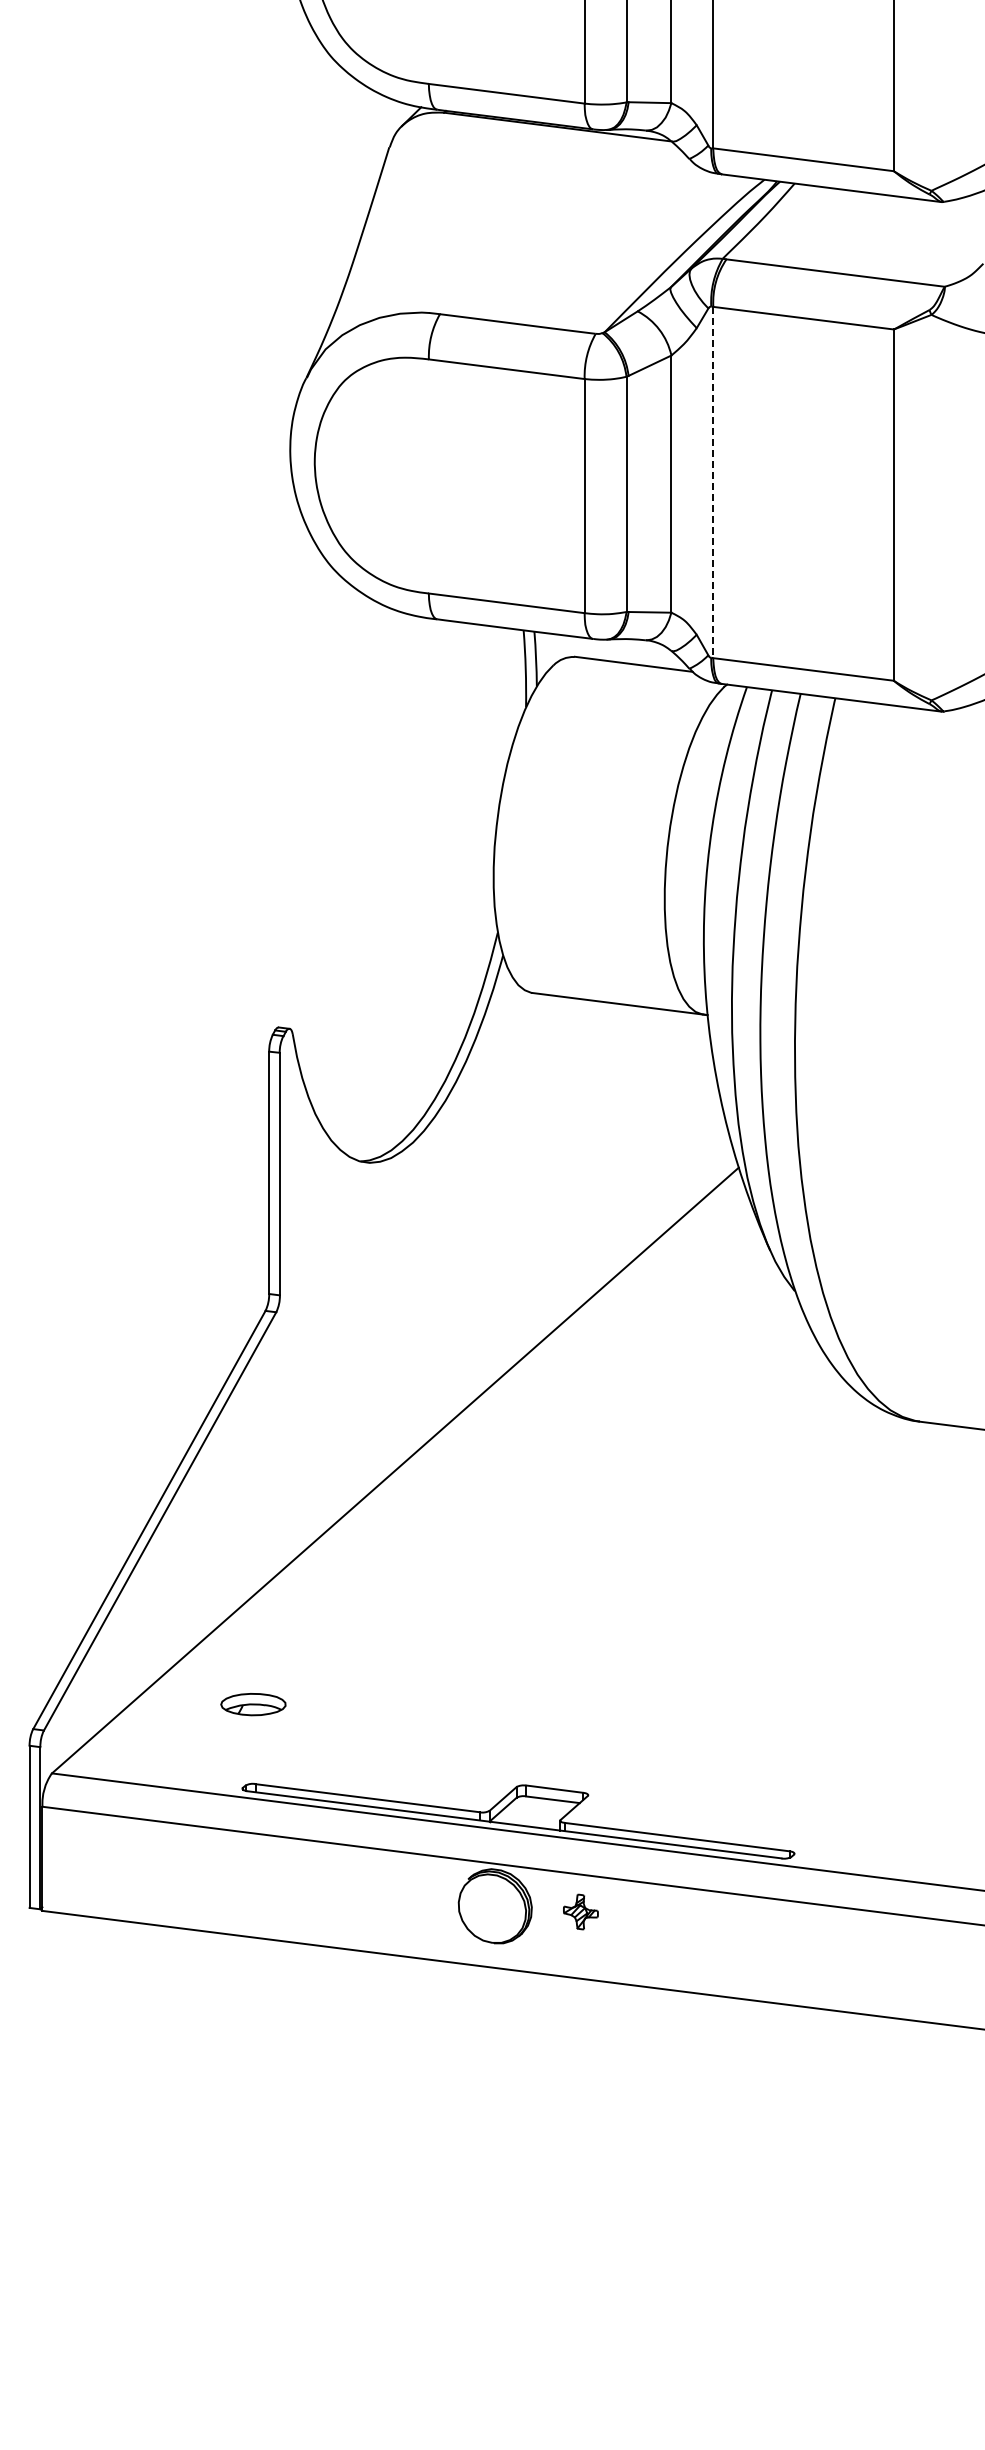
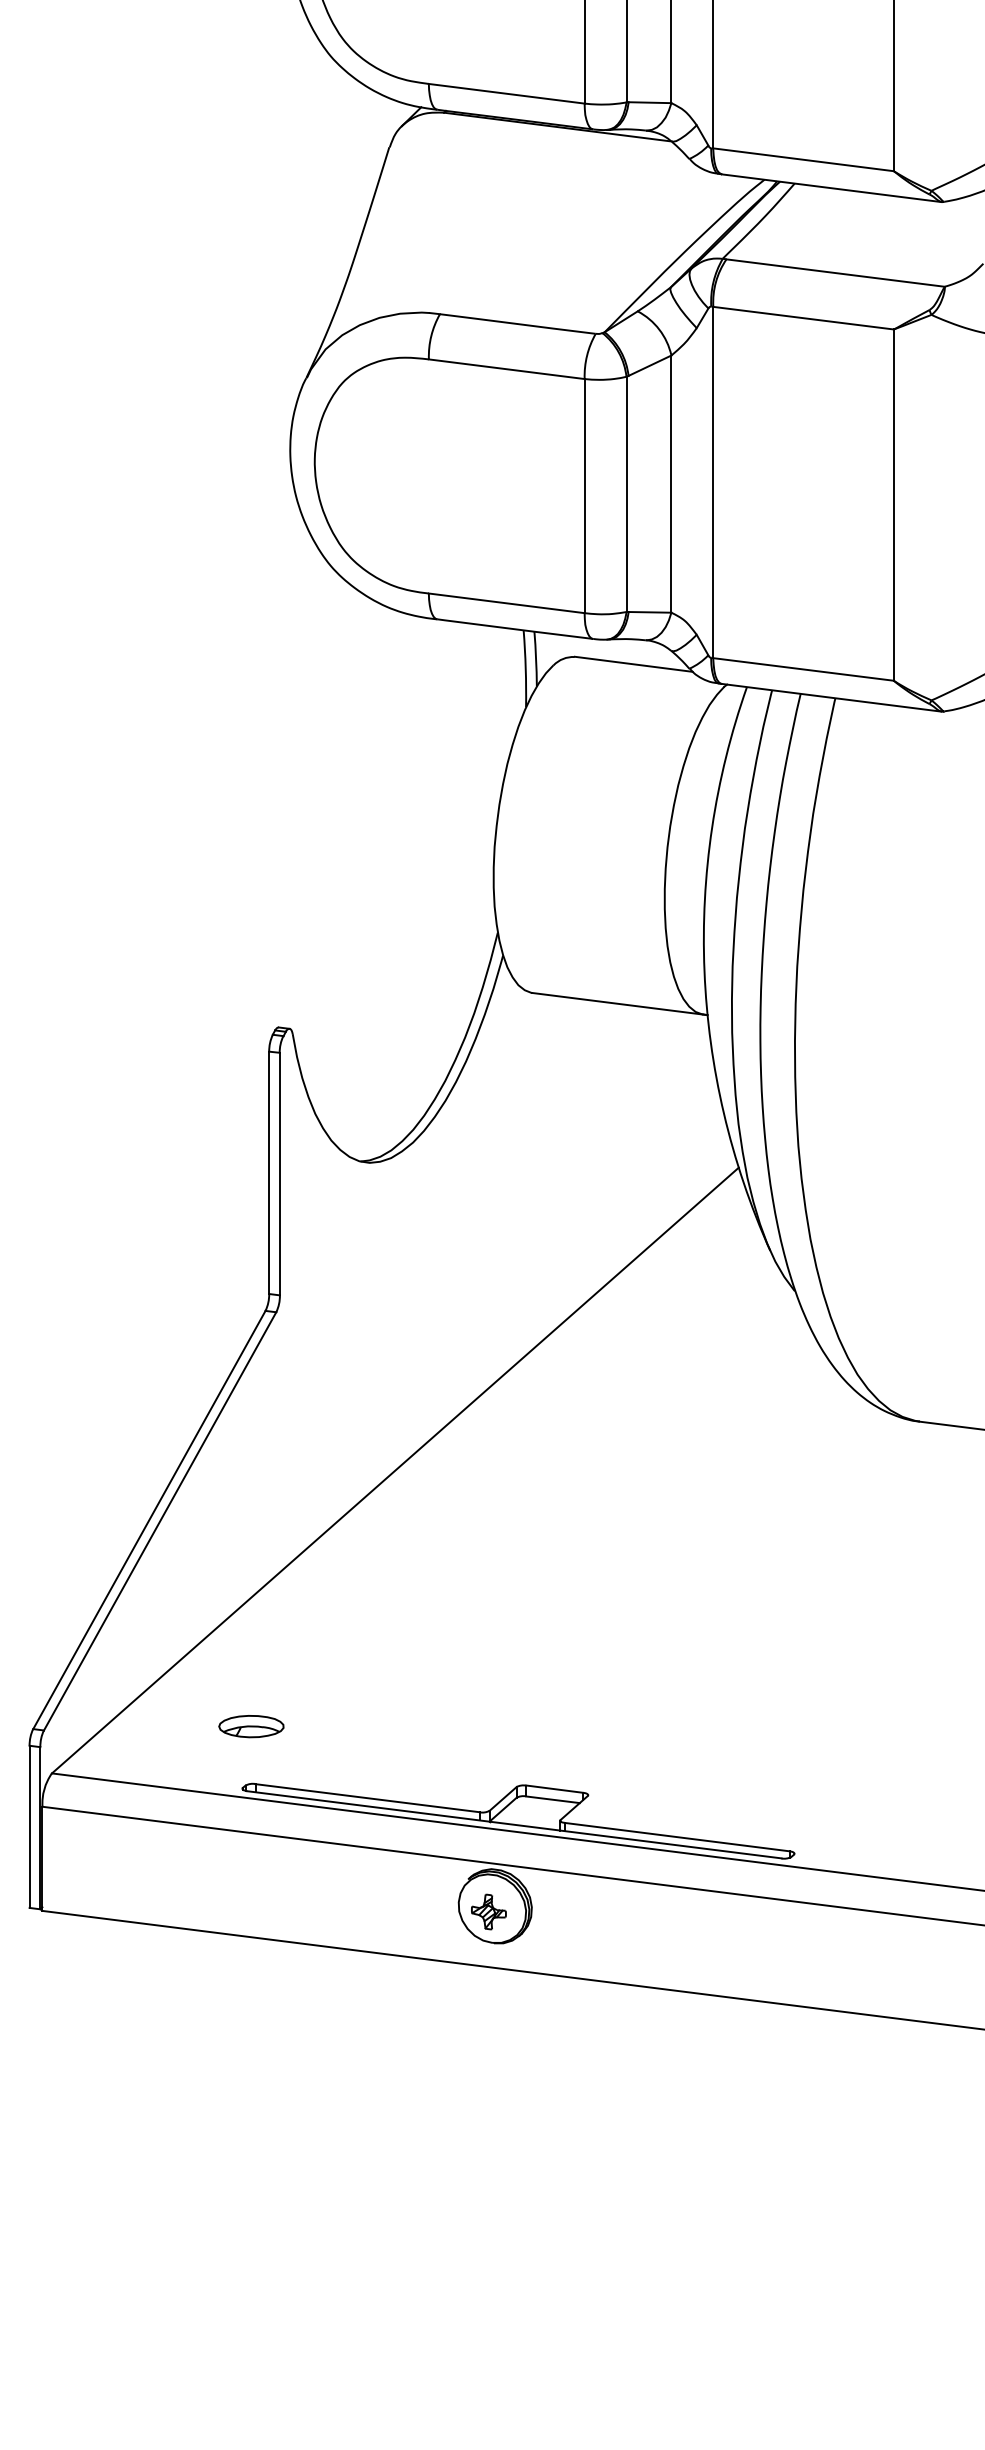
line: dashed -> solid (713, 482)
part position: (253, 1704) -> (251, 1726) (251, 1726)
part position: (580, 1911) -> (488, 1911) (488, 1911)
